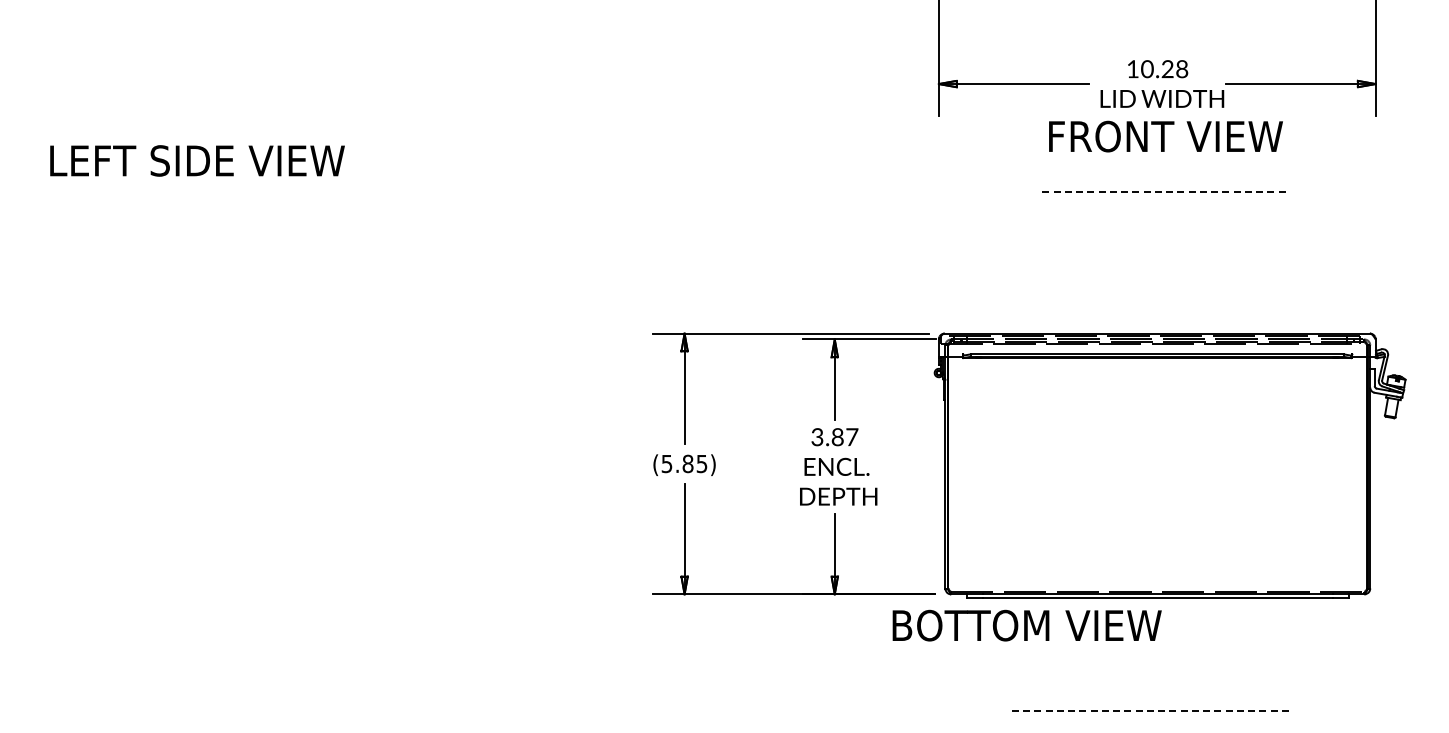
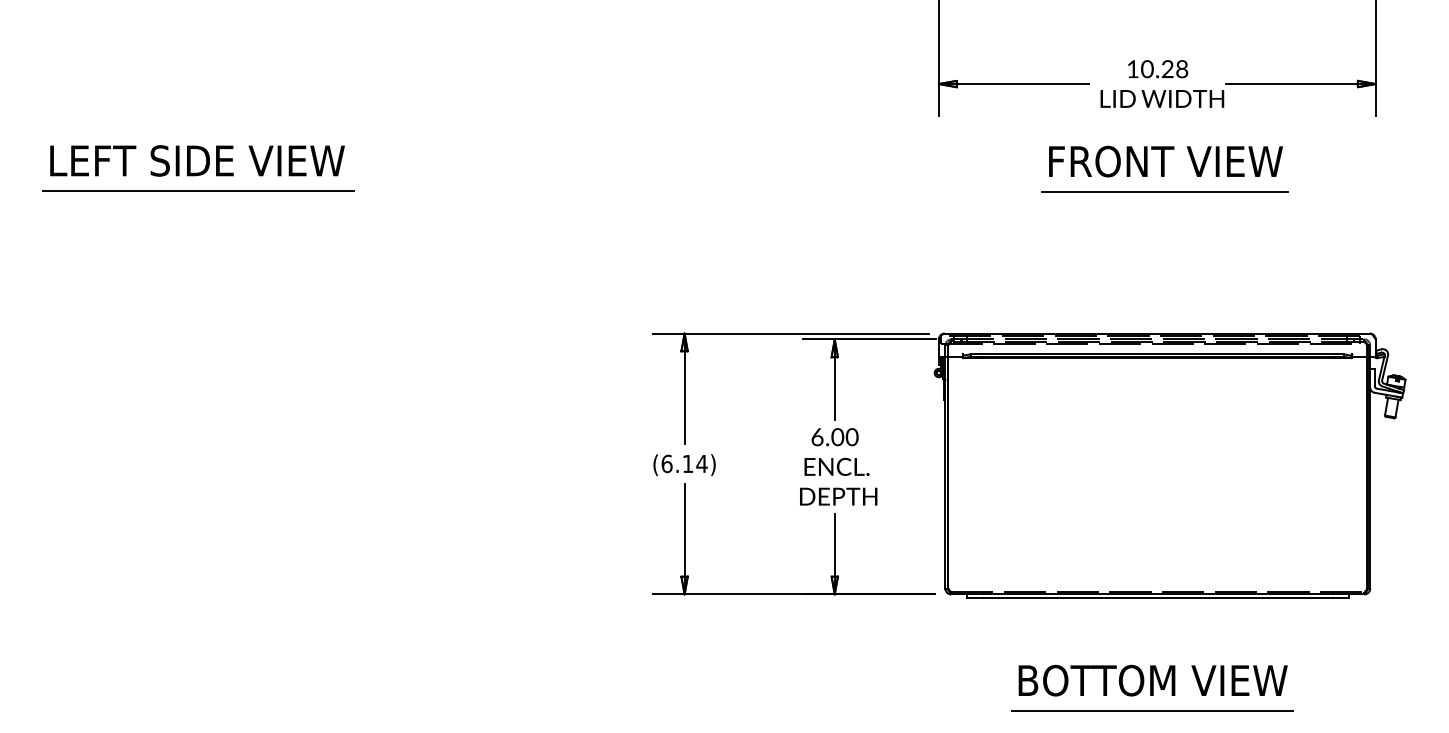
text position: (1165, 136) -> (1165, 161) (1165, 161)
line: none -> present (198, 191)
line: dashed -> solid (1165, 191)
text: 3.87 -> 6.00 (834, 437)
text: (5.85) -> (6.14) (684, 463)
text position: (1026, 625) -> (1152, 680) (1152, 680)
line: dashed -> solid (1152, 710)
